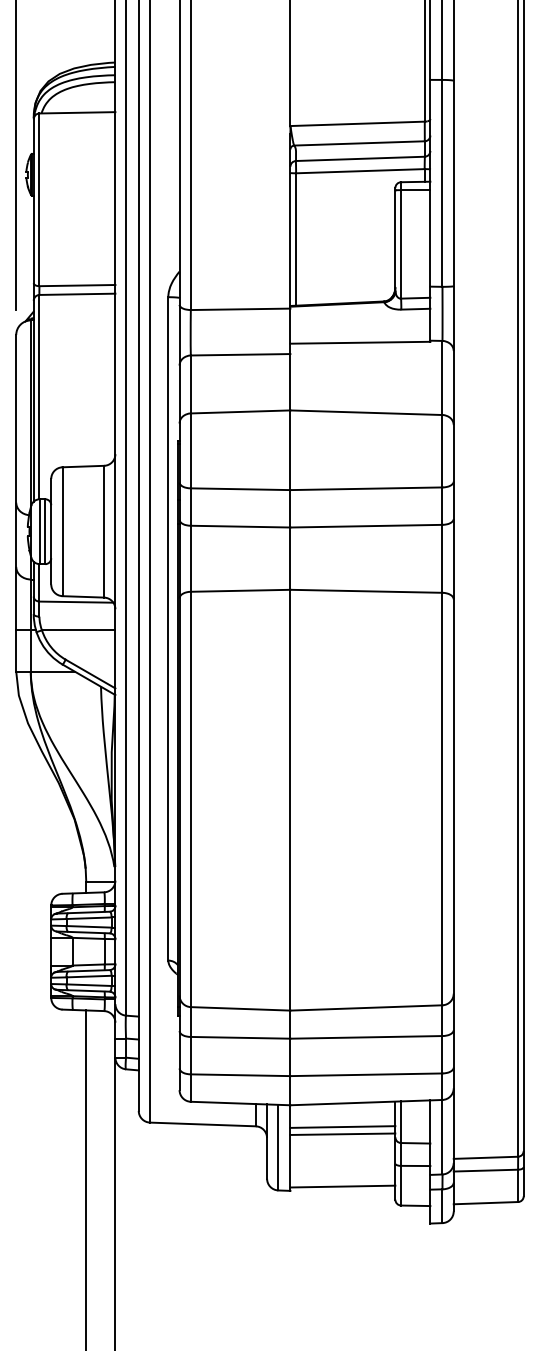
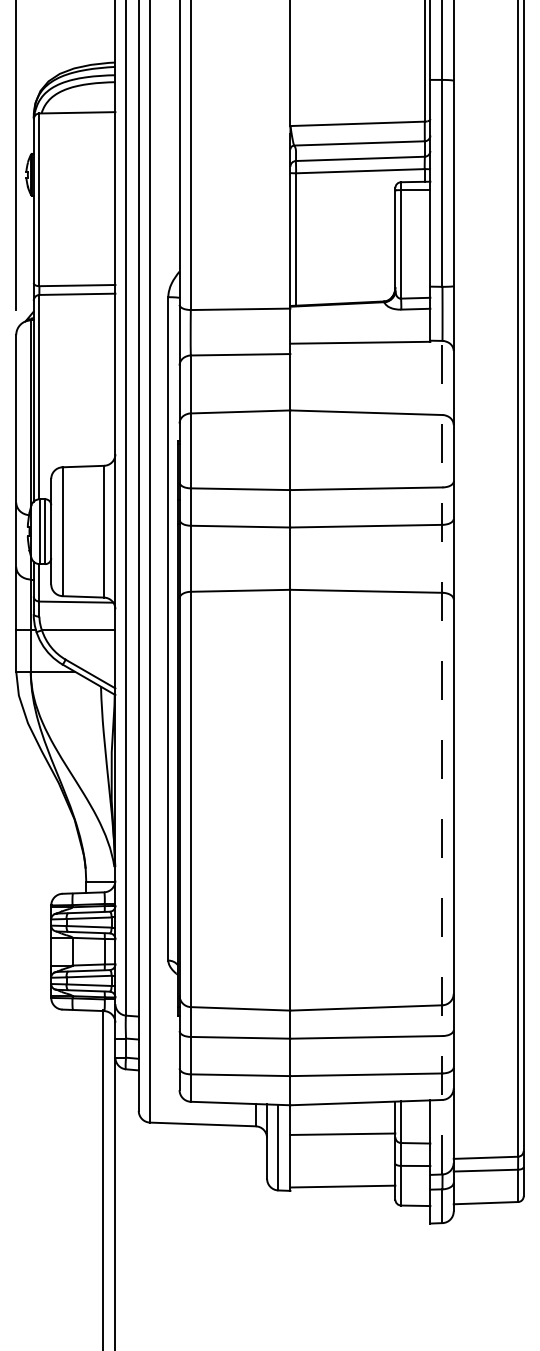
line: solid -> dashed (442, 757)
line: present -> none (342, 1126)
line position: (86, 1178) -> (103, 1178) (103, 1178)
